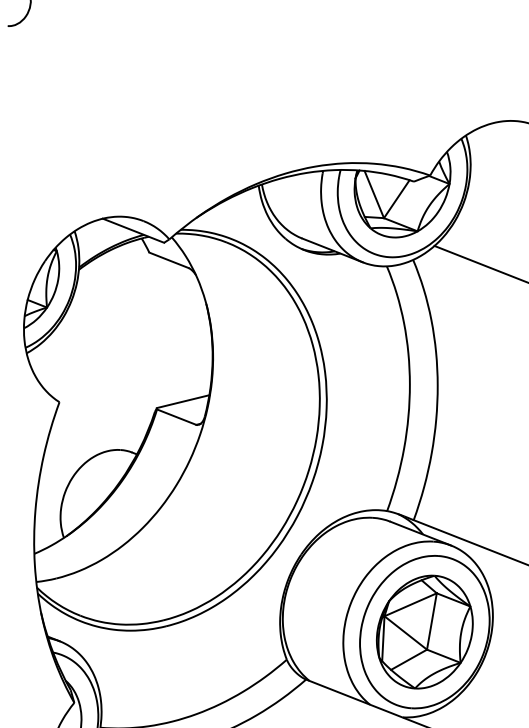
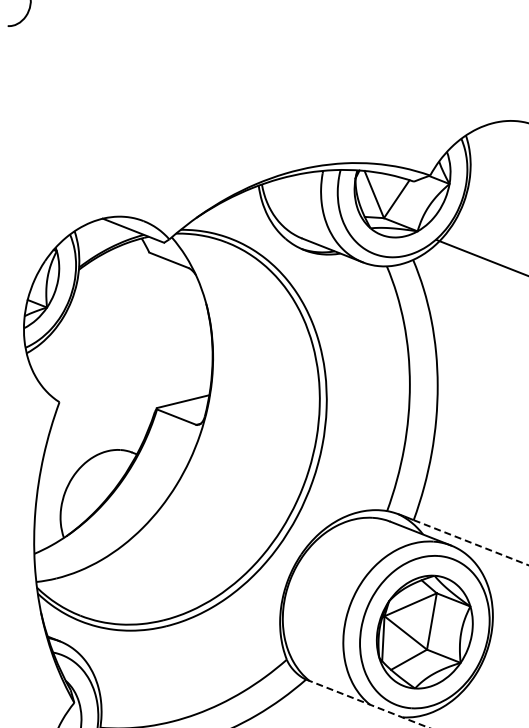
line position: (479, 263) -> (480, 256) (480, 256)
line: solid -> dashed (471, 542)
line: solid -> dashed (368, 703)
